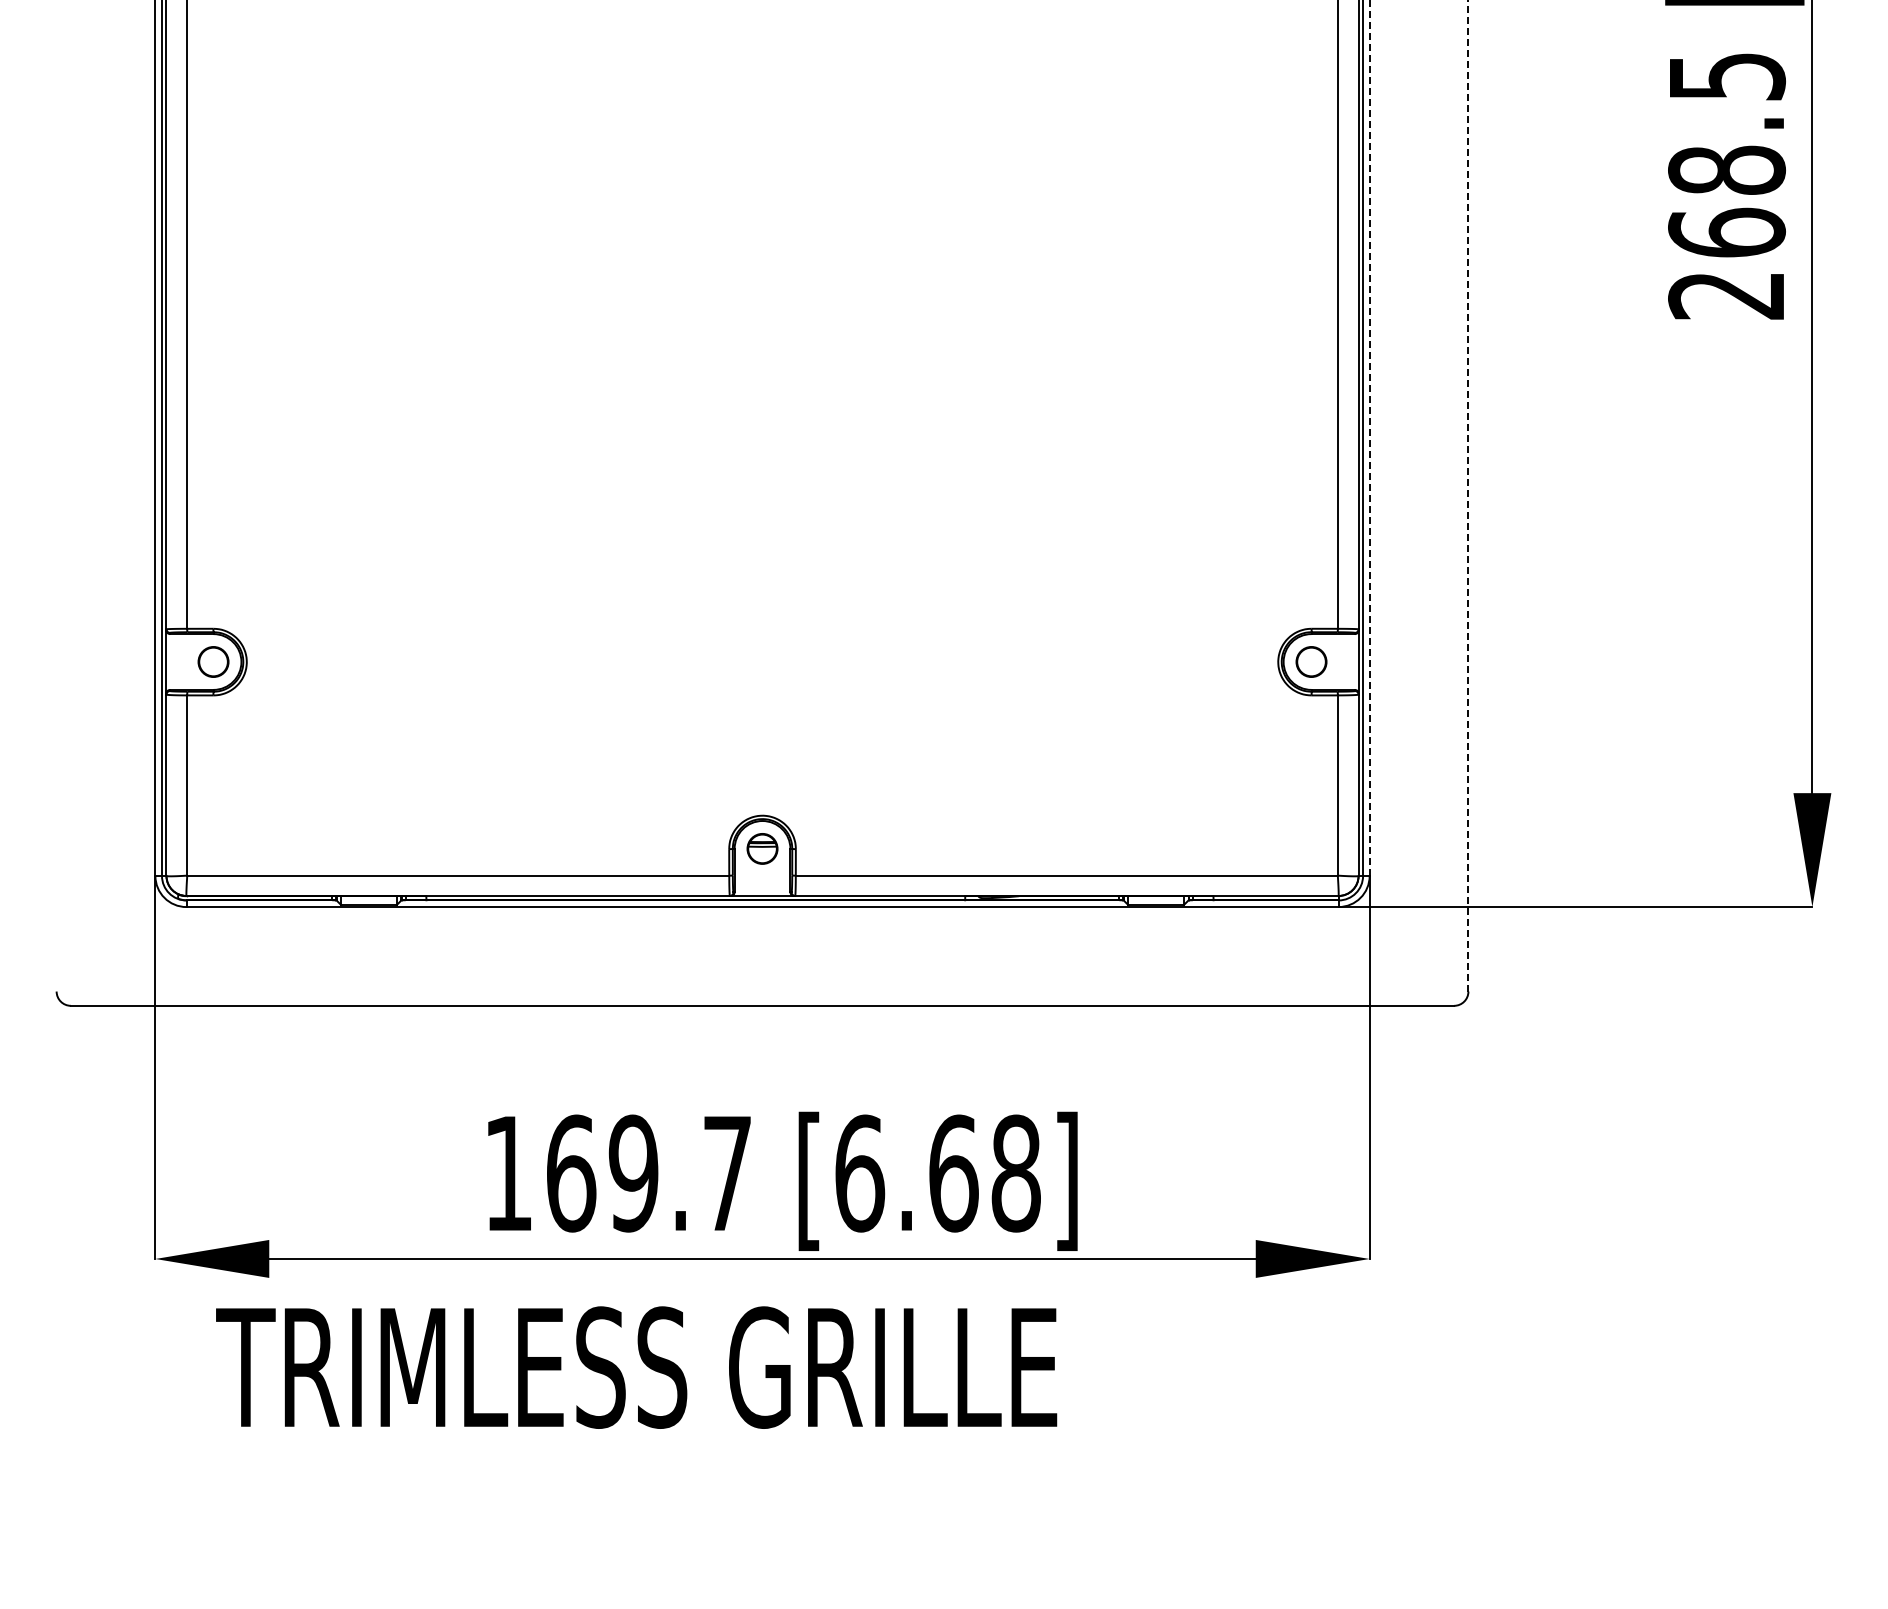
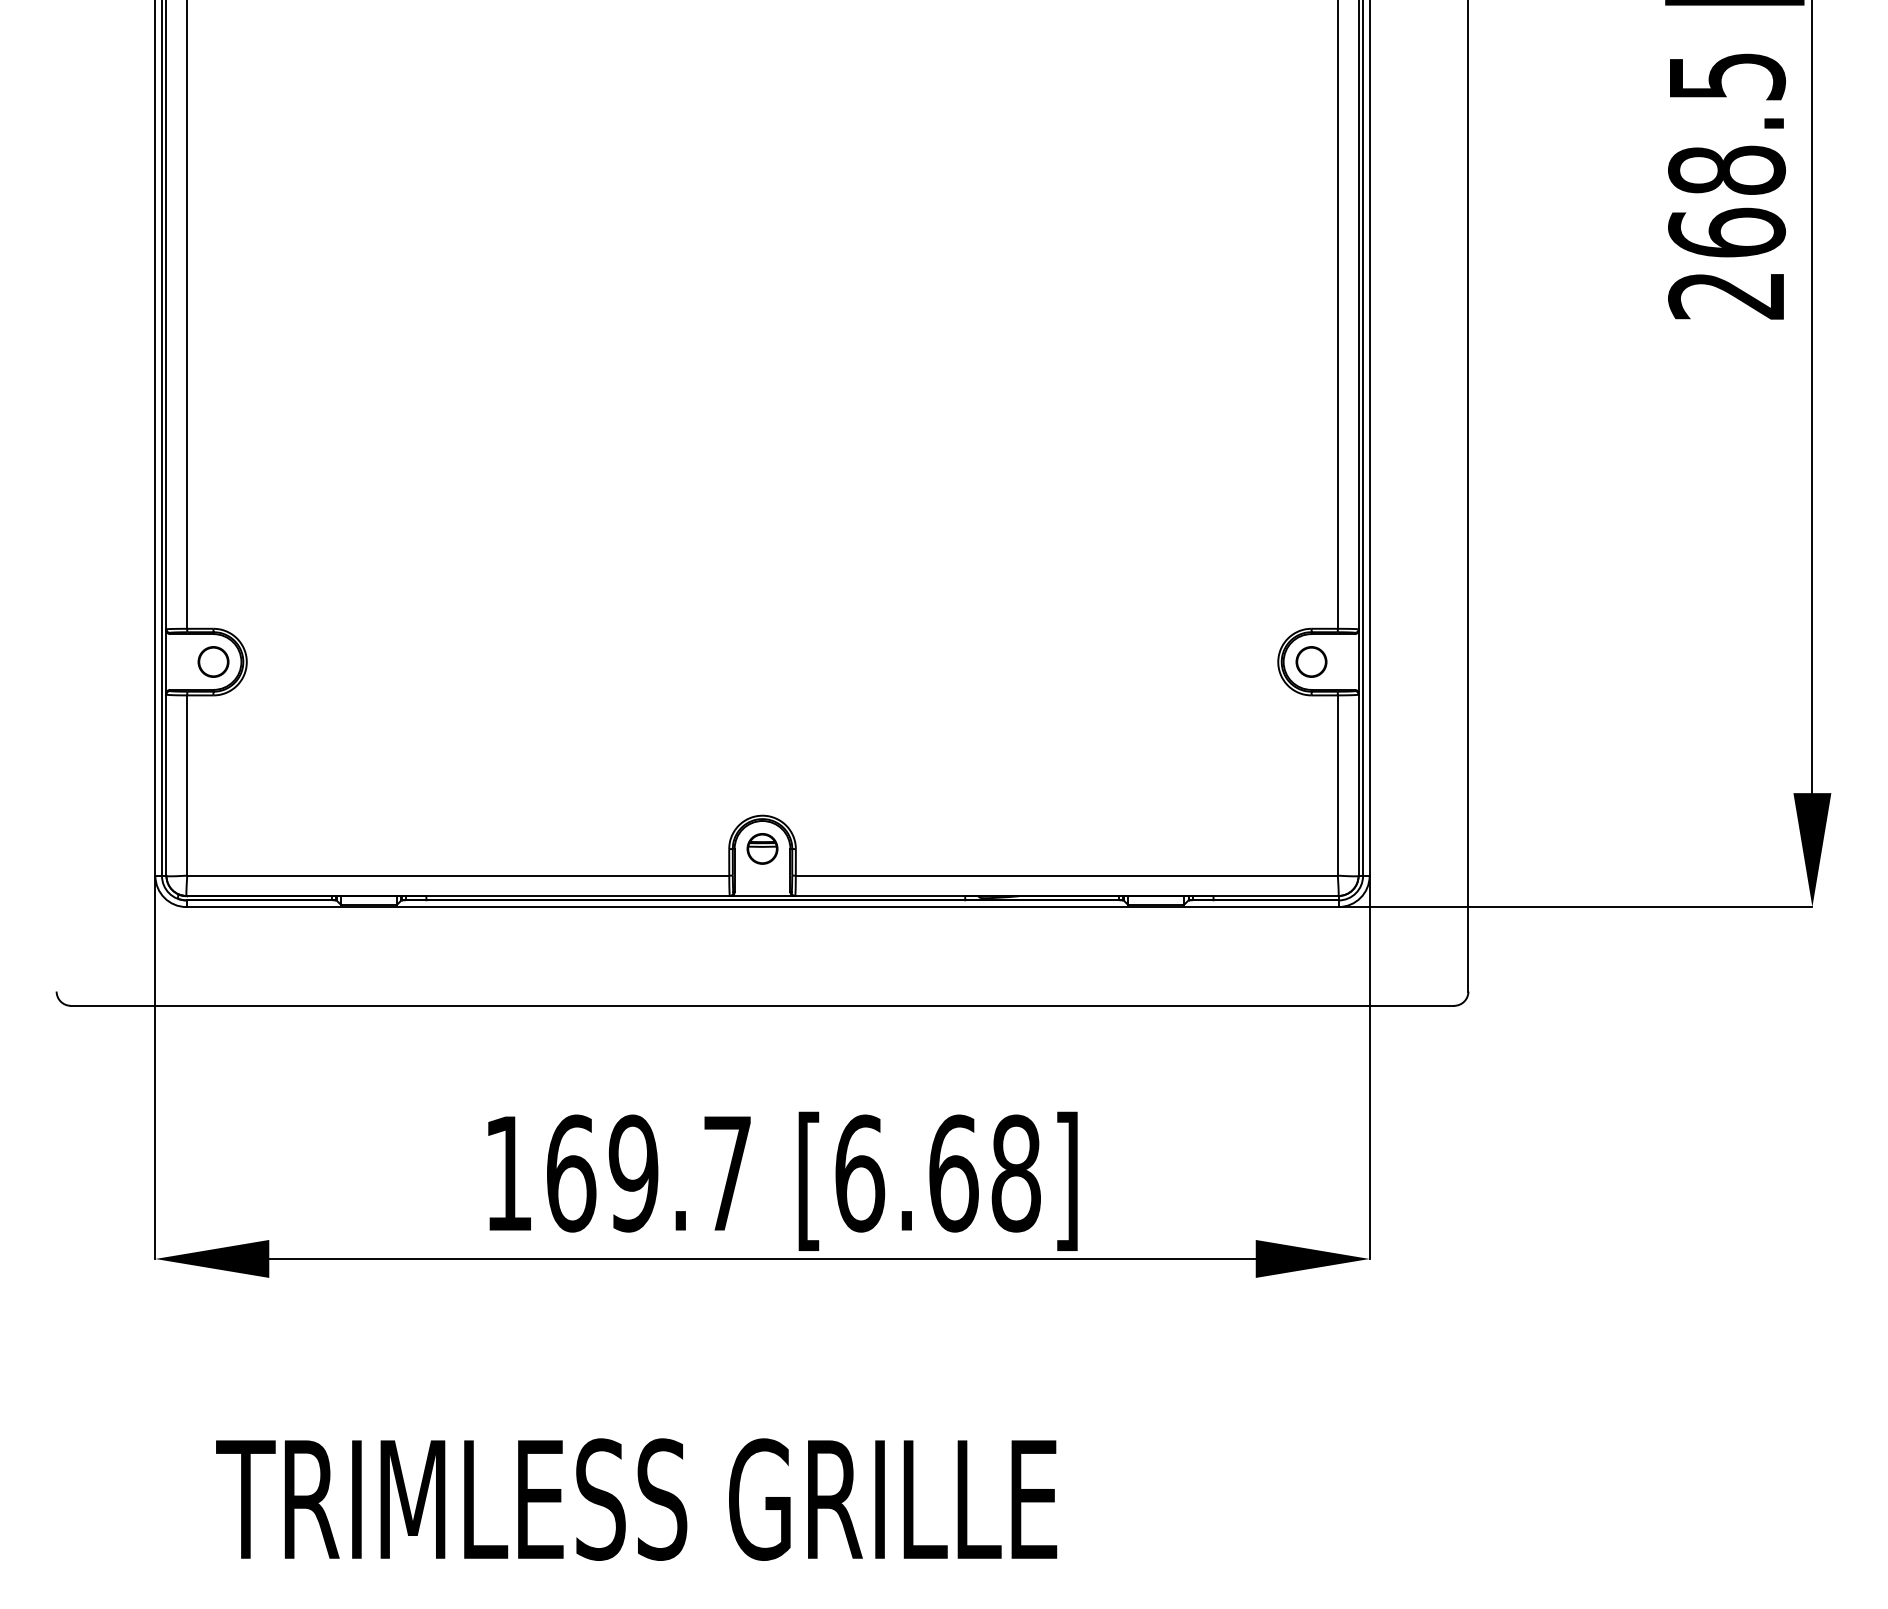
line: dashed -> solid (1369, 438)
line: dashed -> solid (1468, 495)
text position: (636, 1367) -> (636, 1499) (636, 1499)
